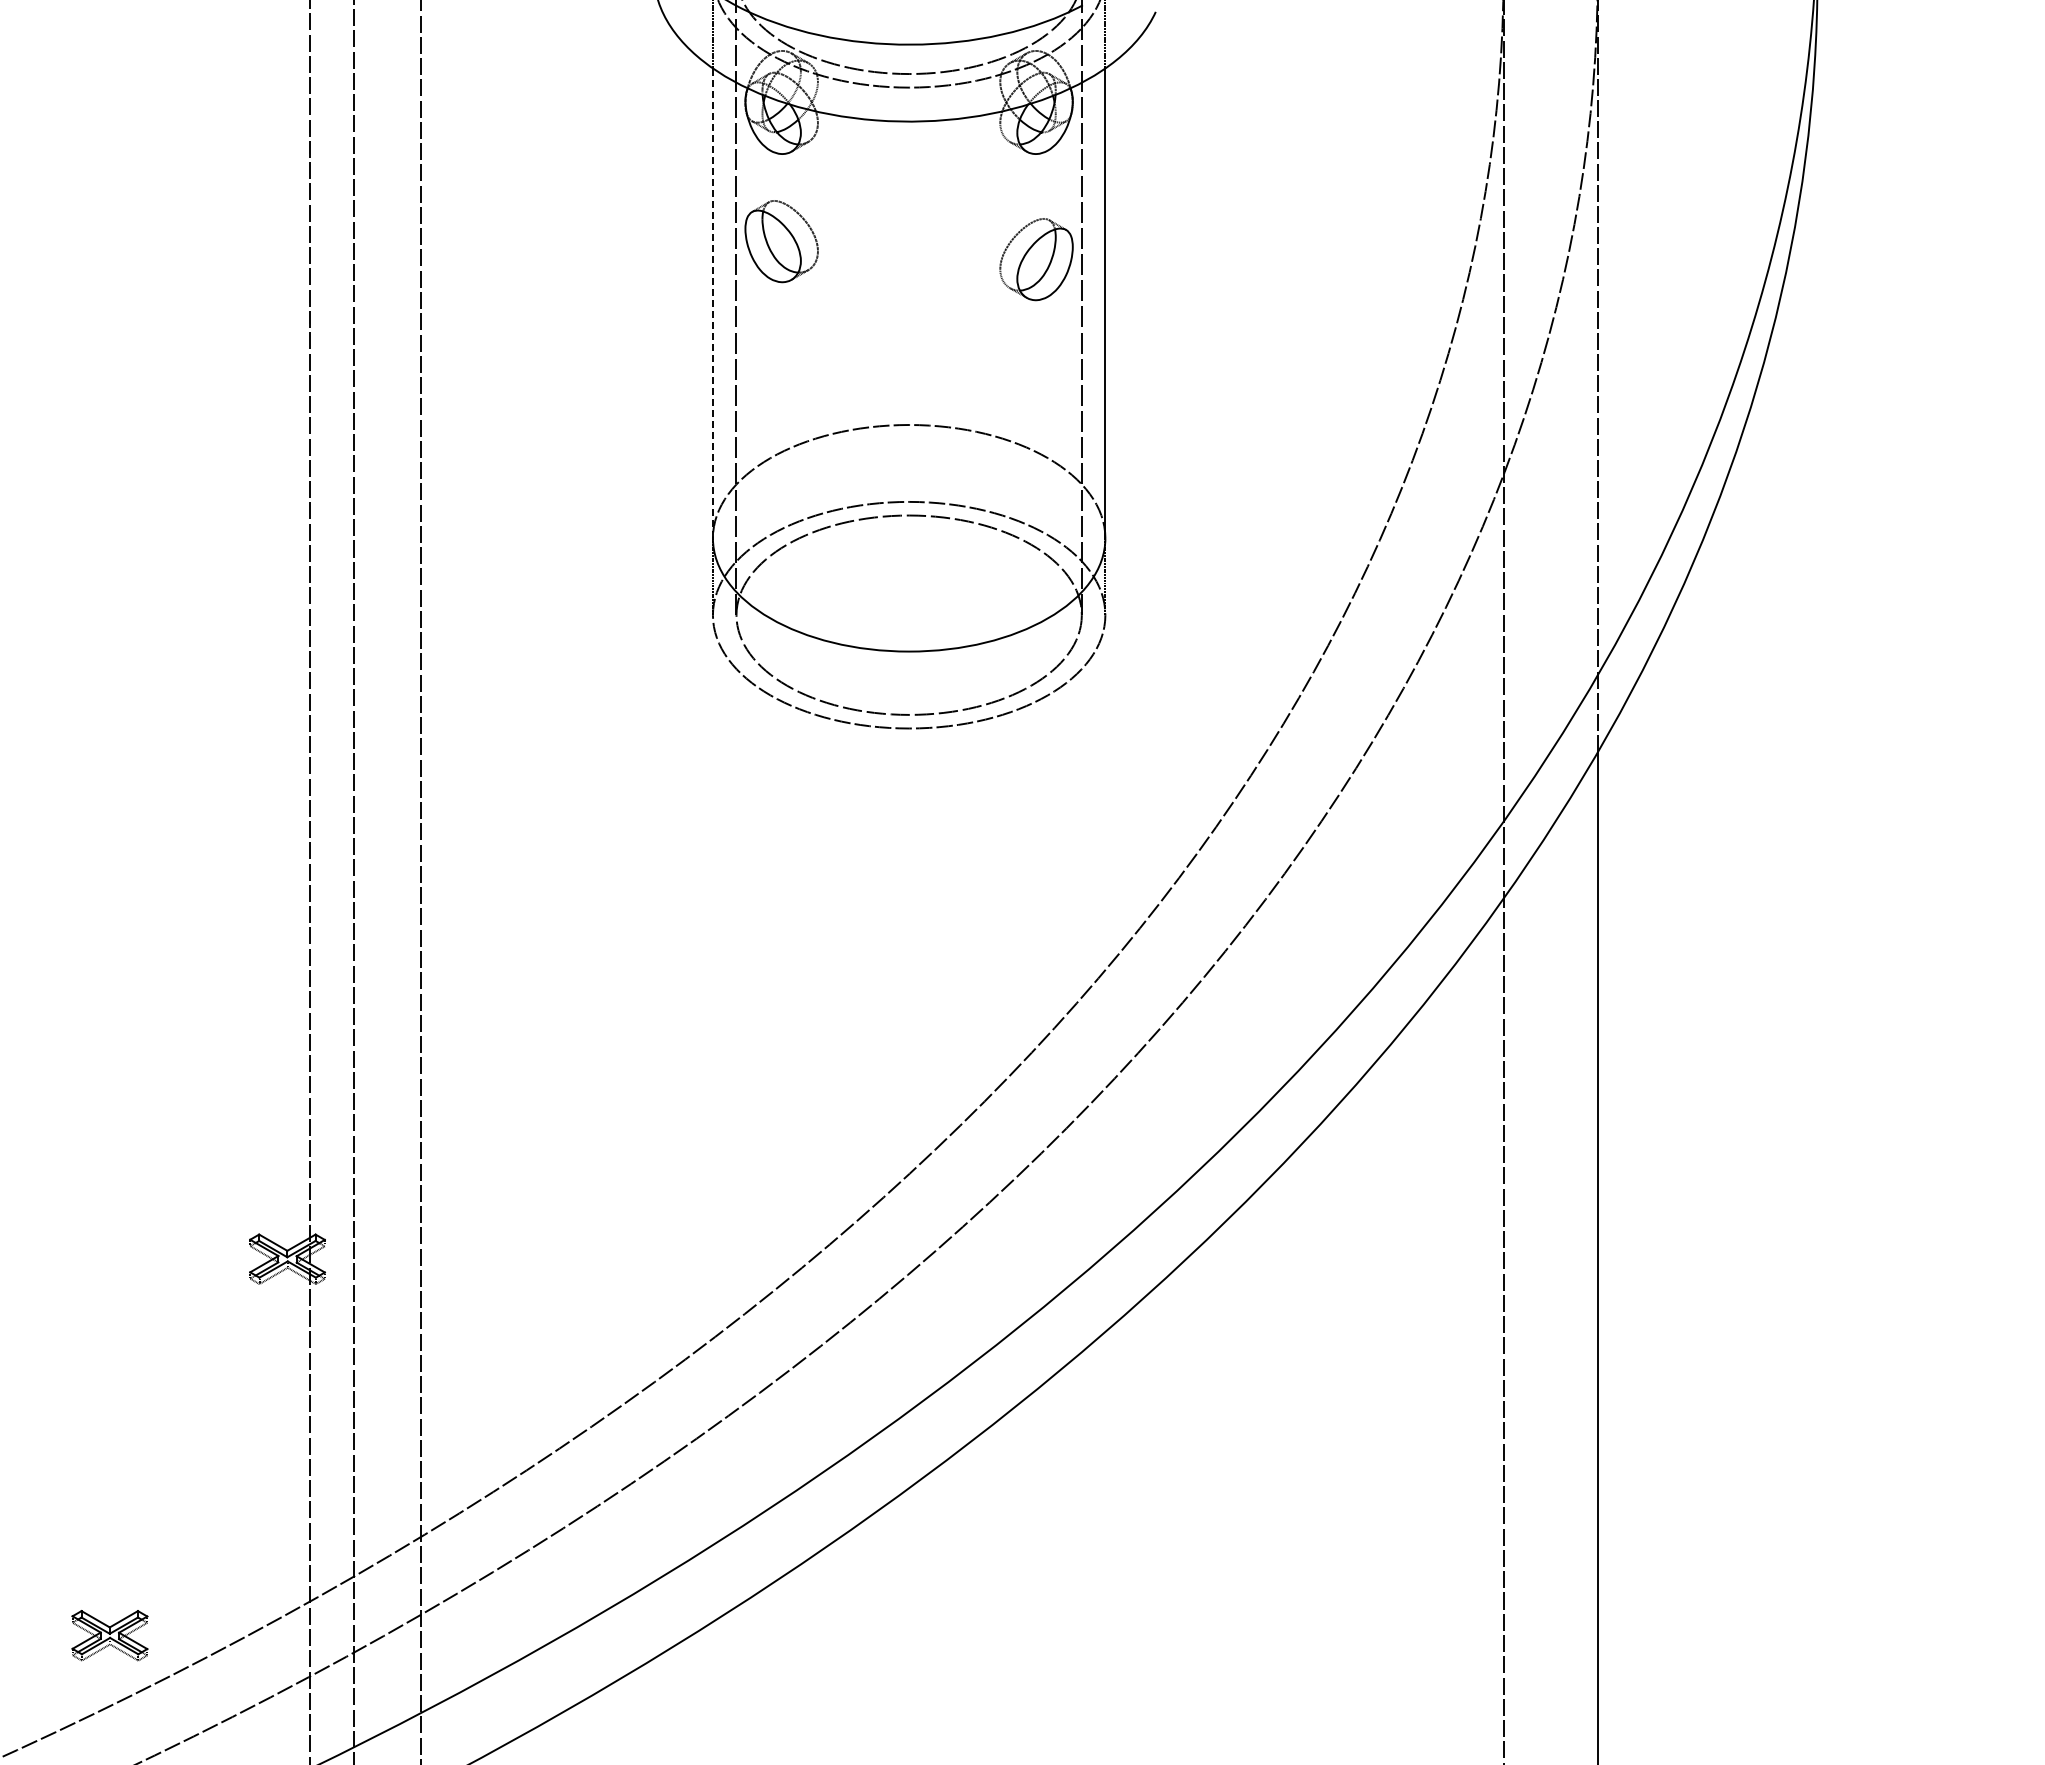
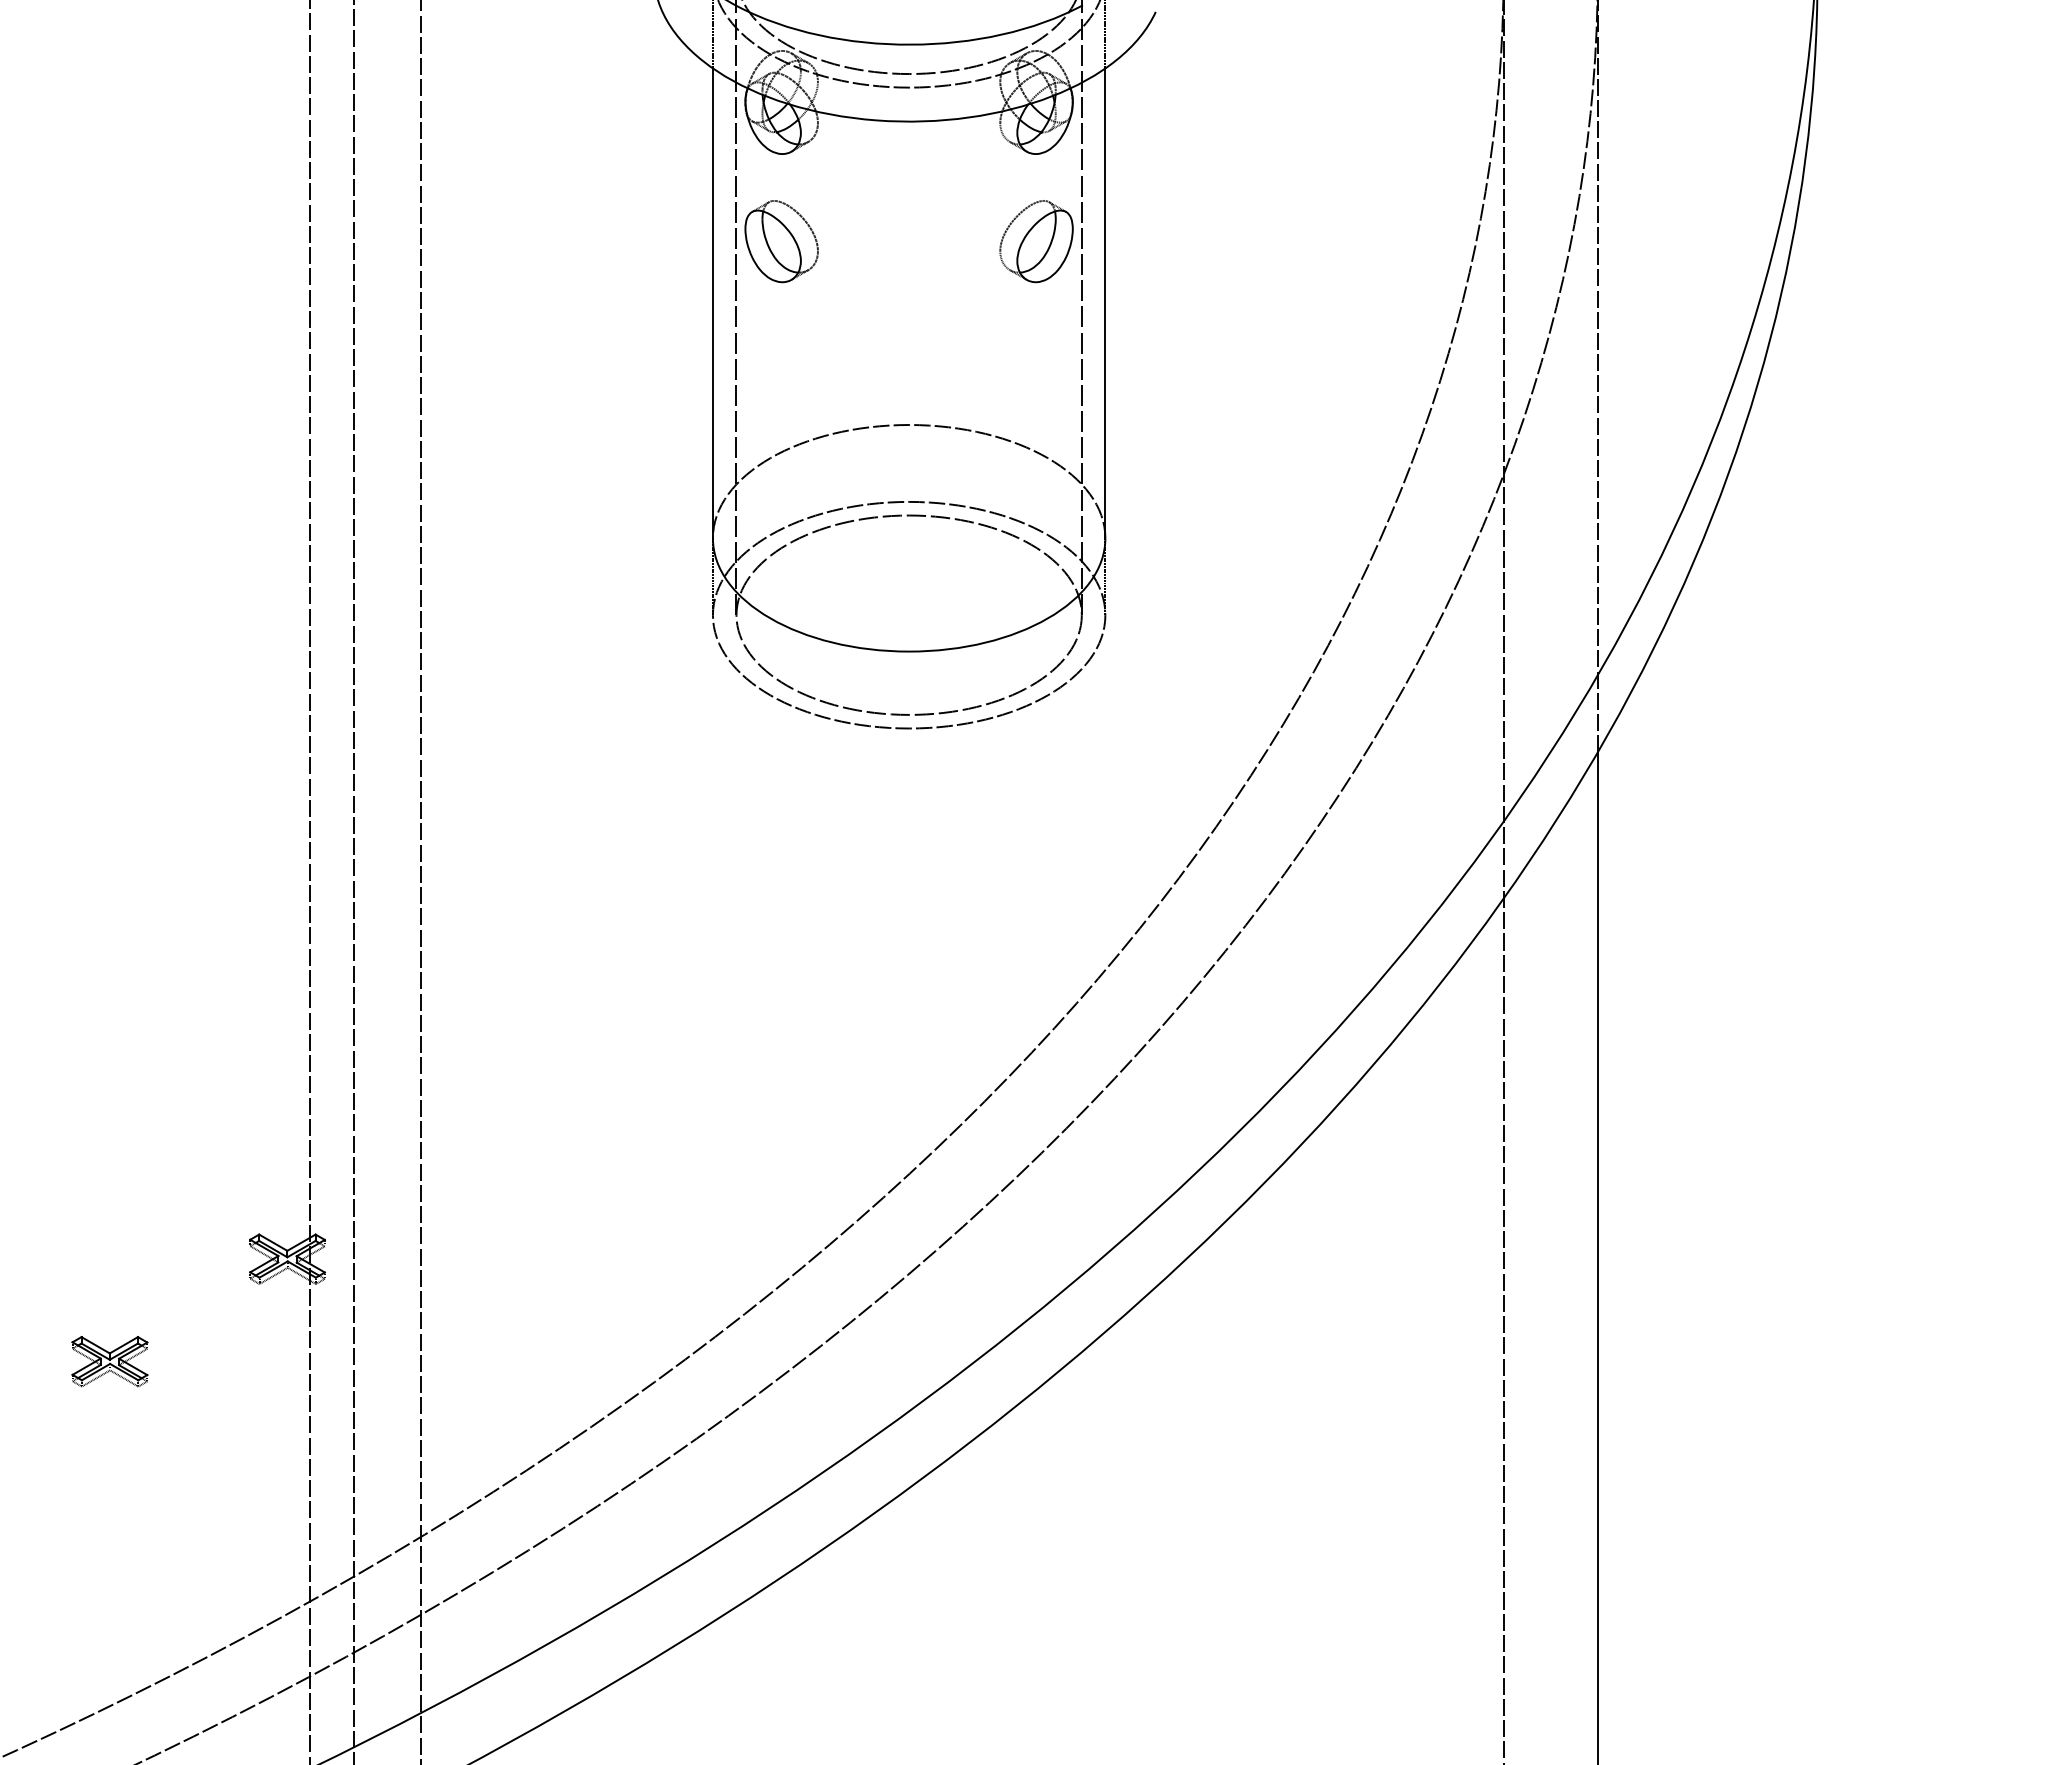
part position: (1036, 259) -> (1036, 241) (1036, 241)
line: dashed -> solid (712, 303)
part position: (109, 1635) -> (109, 1361) (109, 1361)
